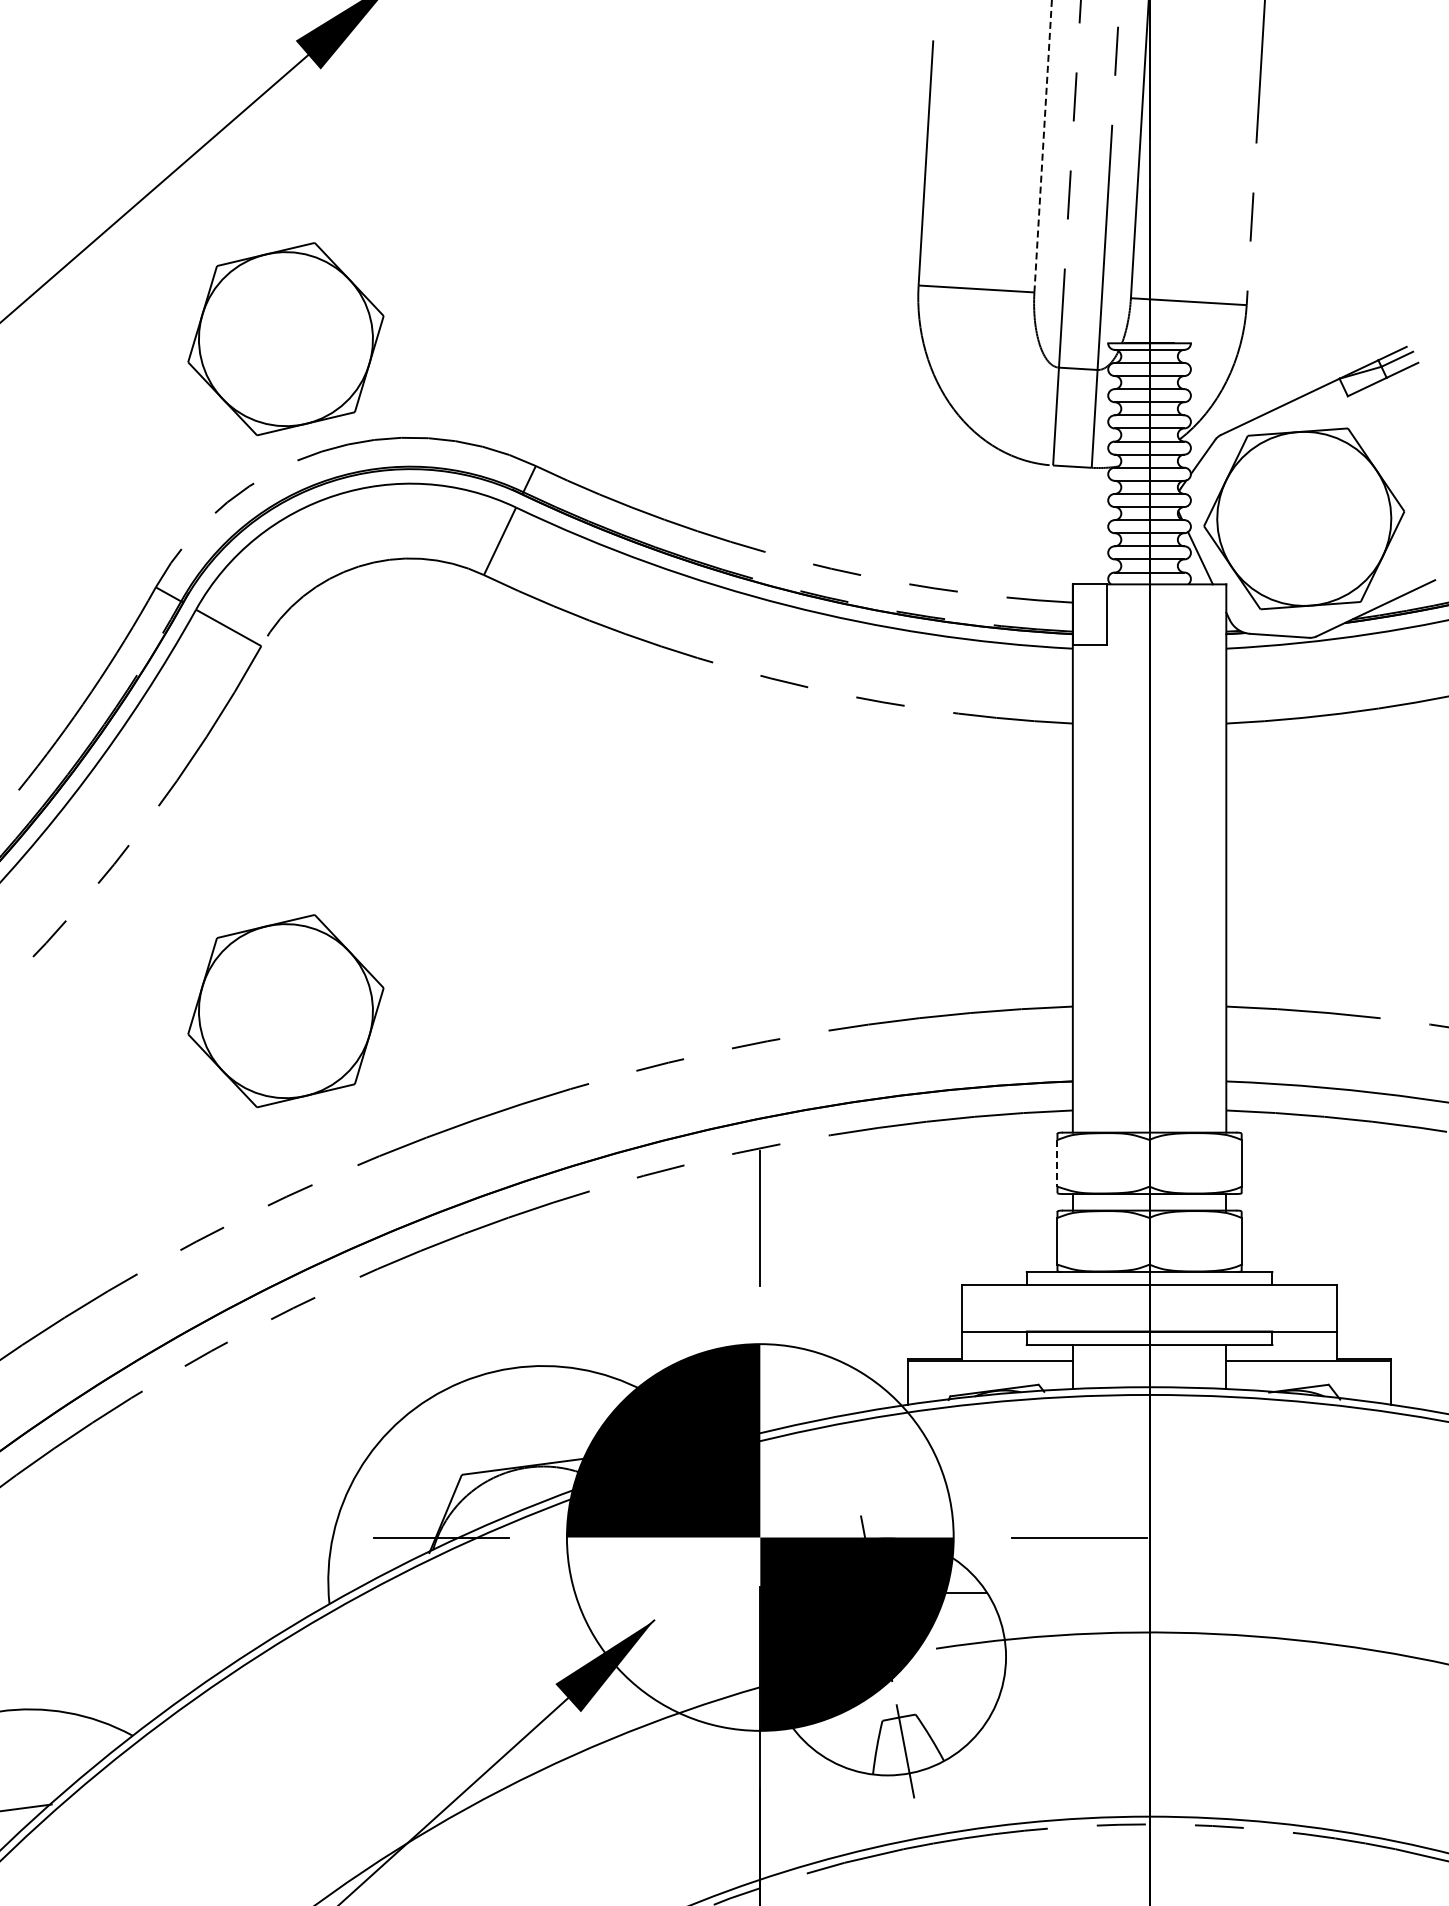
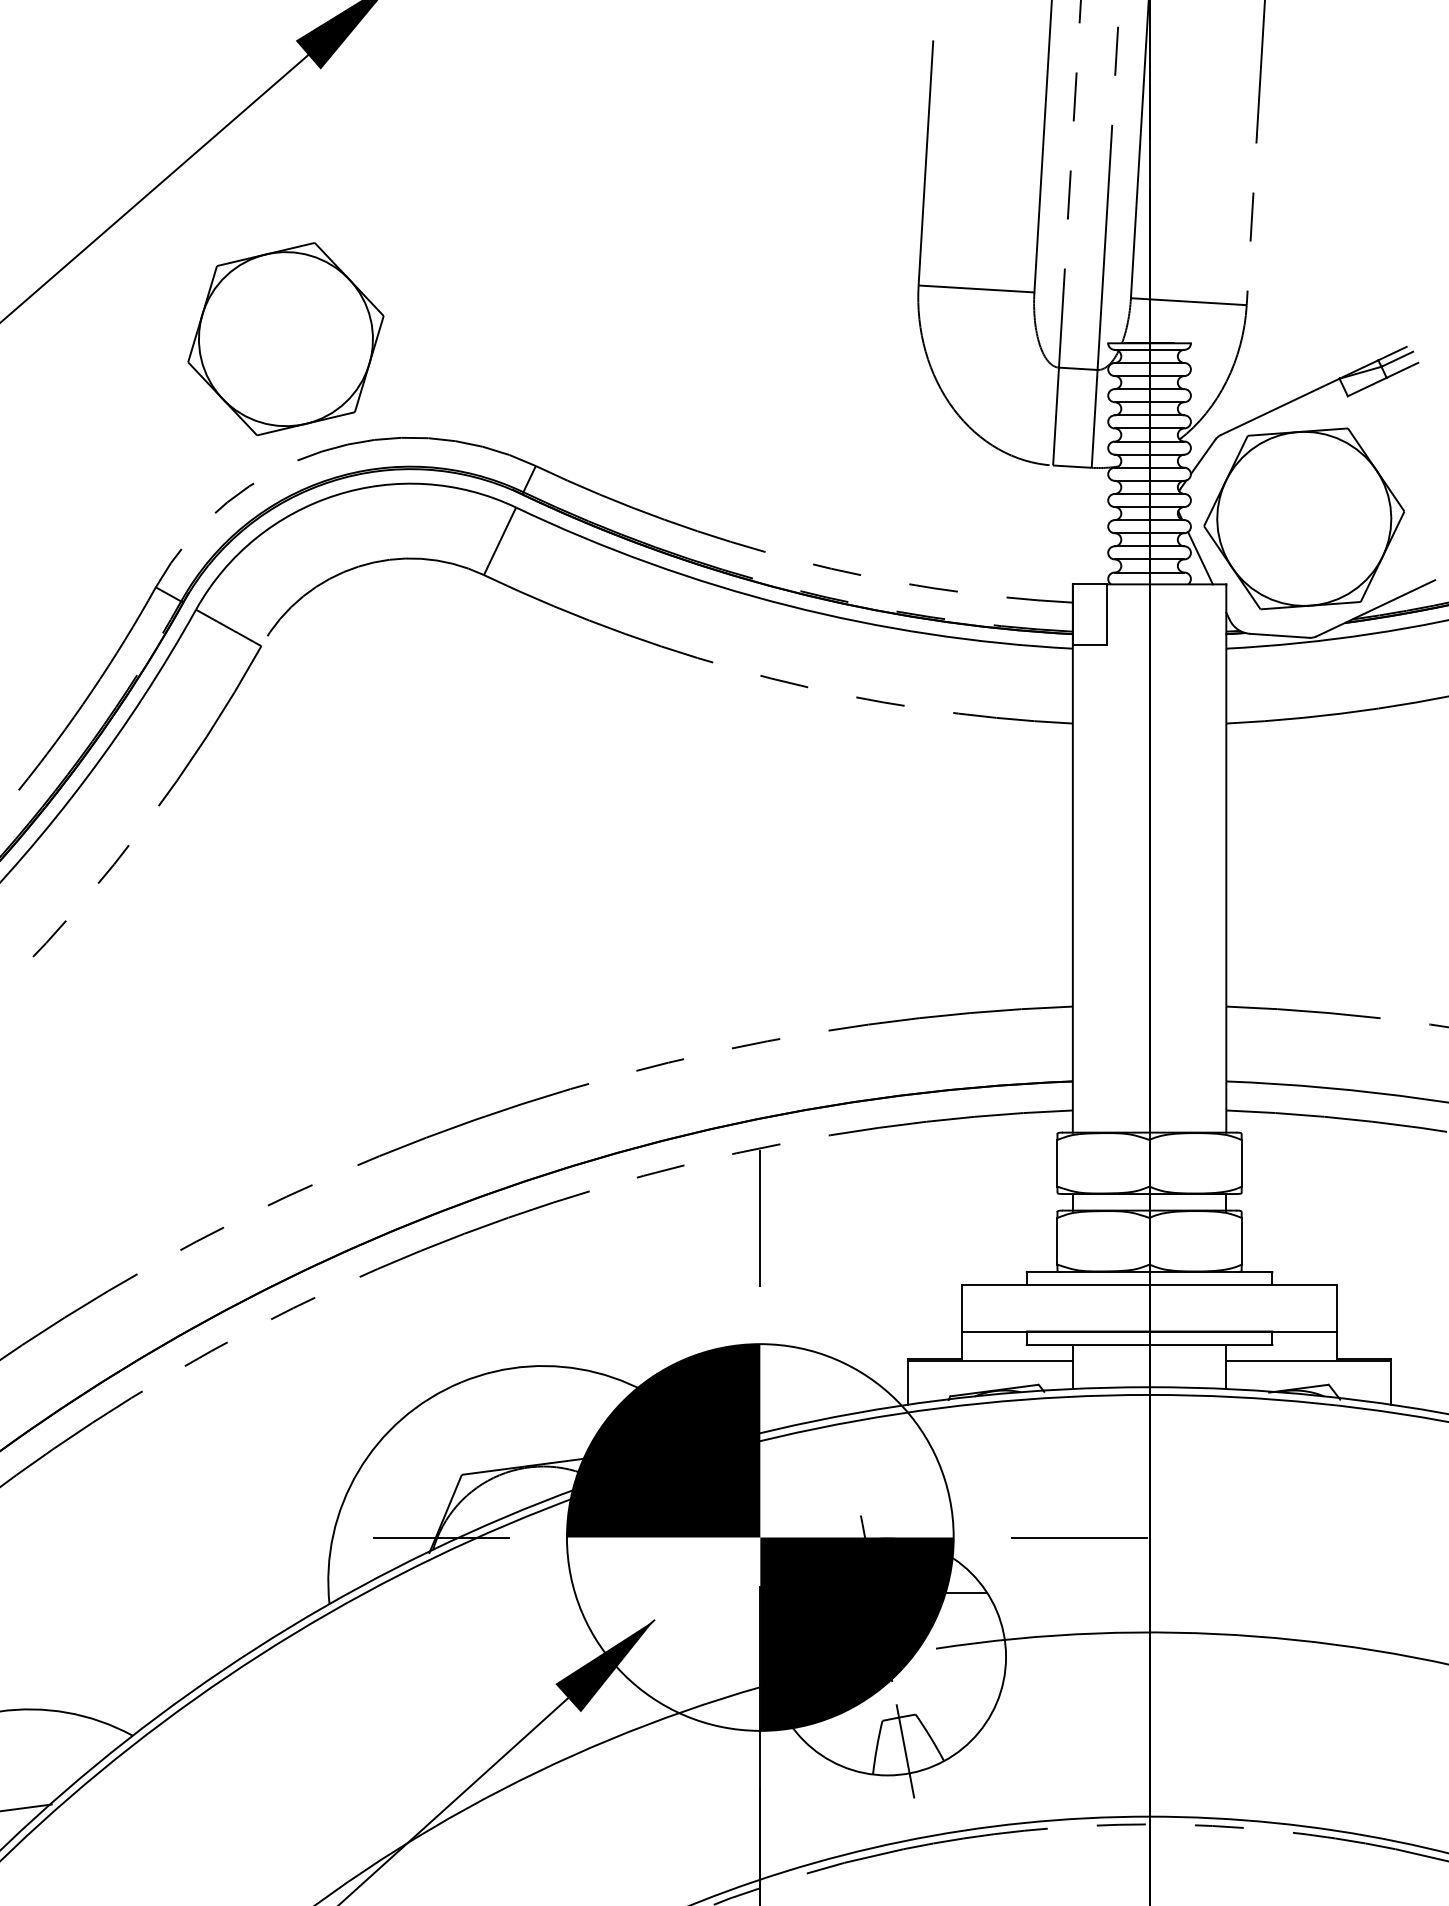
line: dashed -> solid (1043, 146)
part: present -> none (285, 1011)
line: dashed -> solid (1057, 1163)
